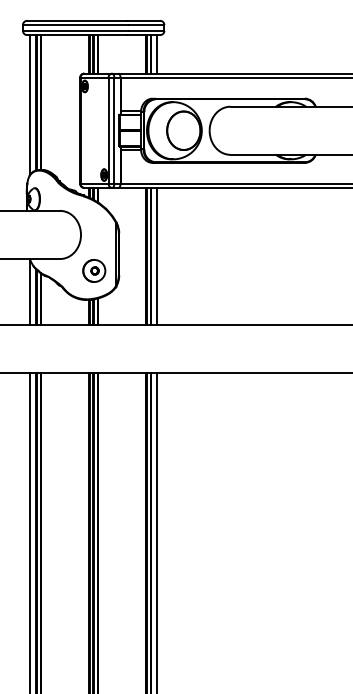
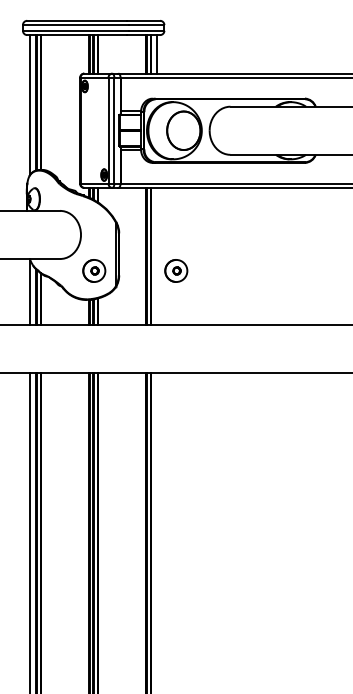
line: present -> none (157, 256)
part: none -> present (176, 270)
line: present -> none (157, 531)
